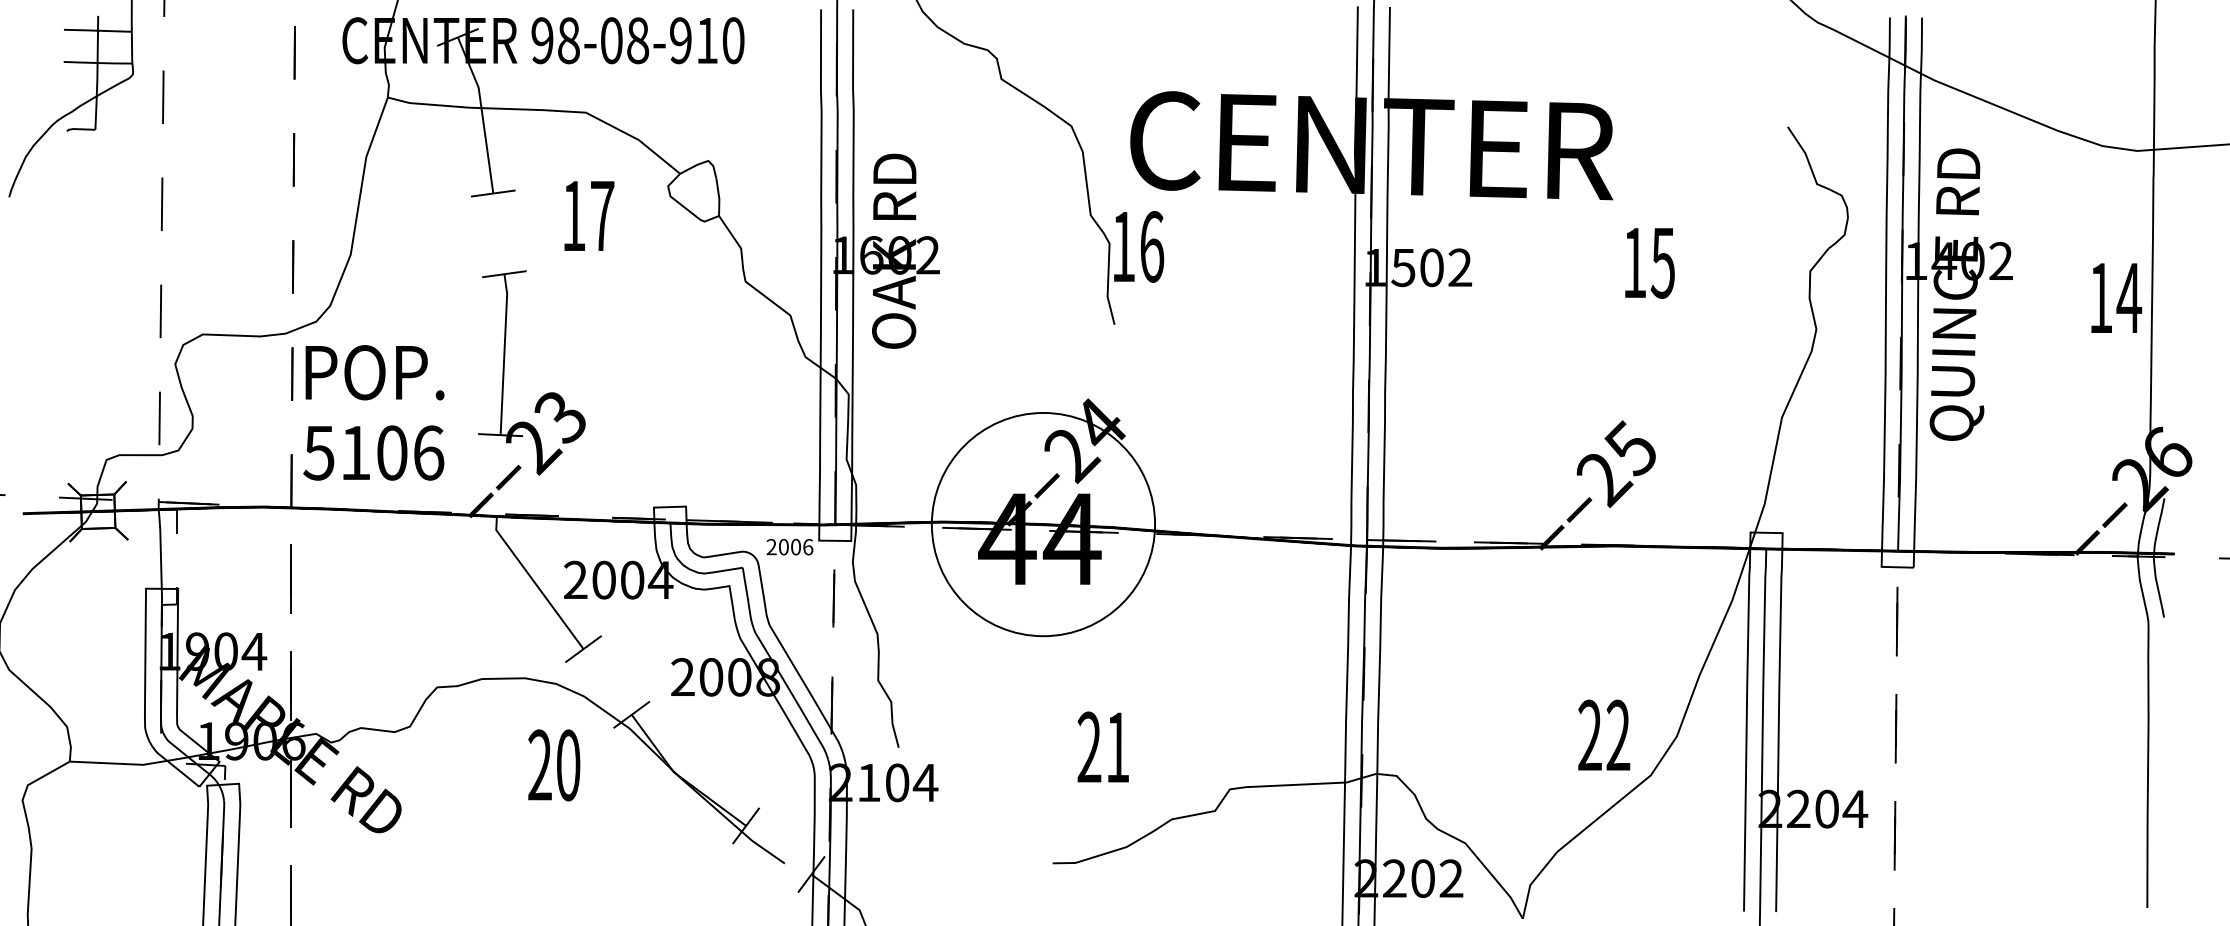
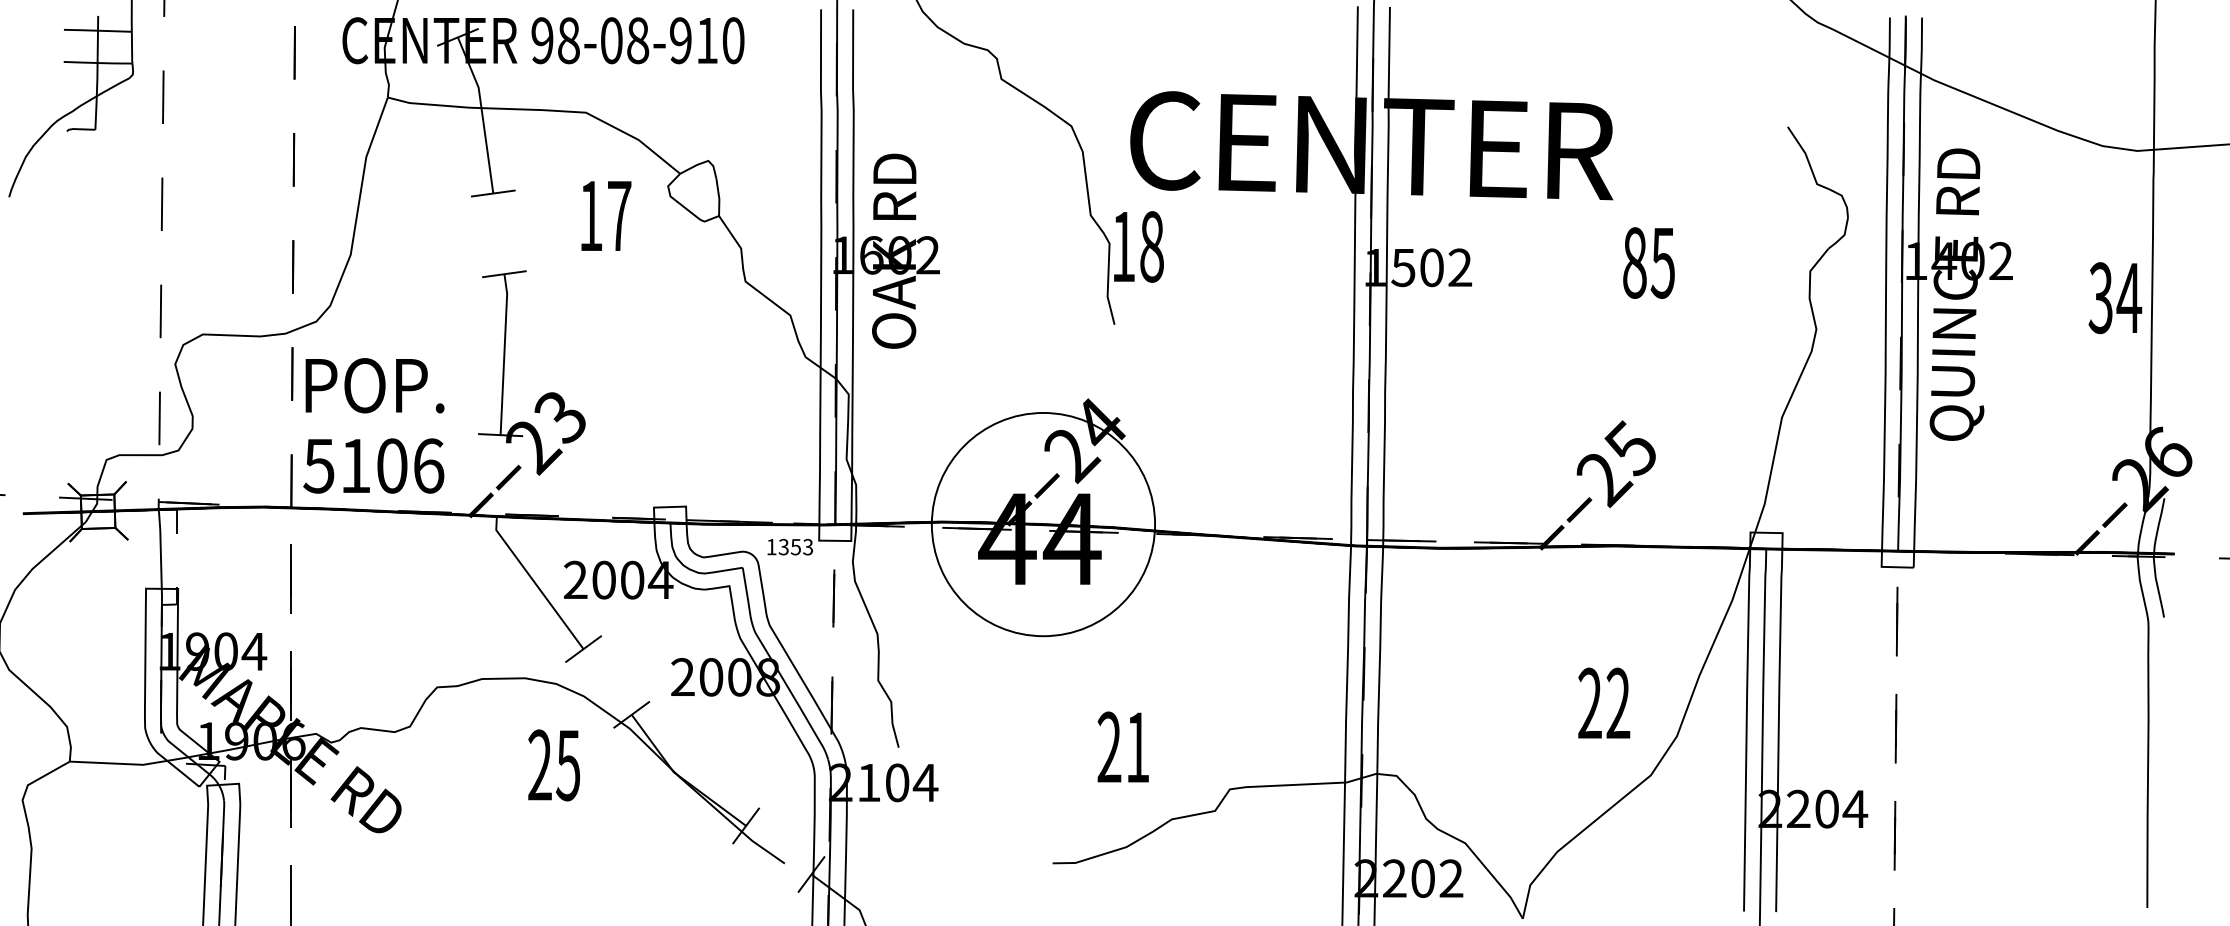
text position: (589, 215) -> (606, 215) (606, 215)
text: 16 -> 18 (1152, 246)
text: 15 -> 85 (1634, 262)
text: 14 -> 34 (2100, 298)
text position: (373, 412) -> (373, 425) (373, 425)
text: 2006 -> 1353 (789, 546)
text position: (1604, 734) -> (1604, 702) (1604, 702)
text position: (1102, 746) -> (1122, 746) (1122, 746)
text: 20 -> 25 (568, 765)
